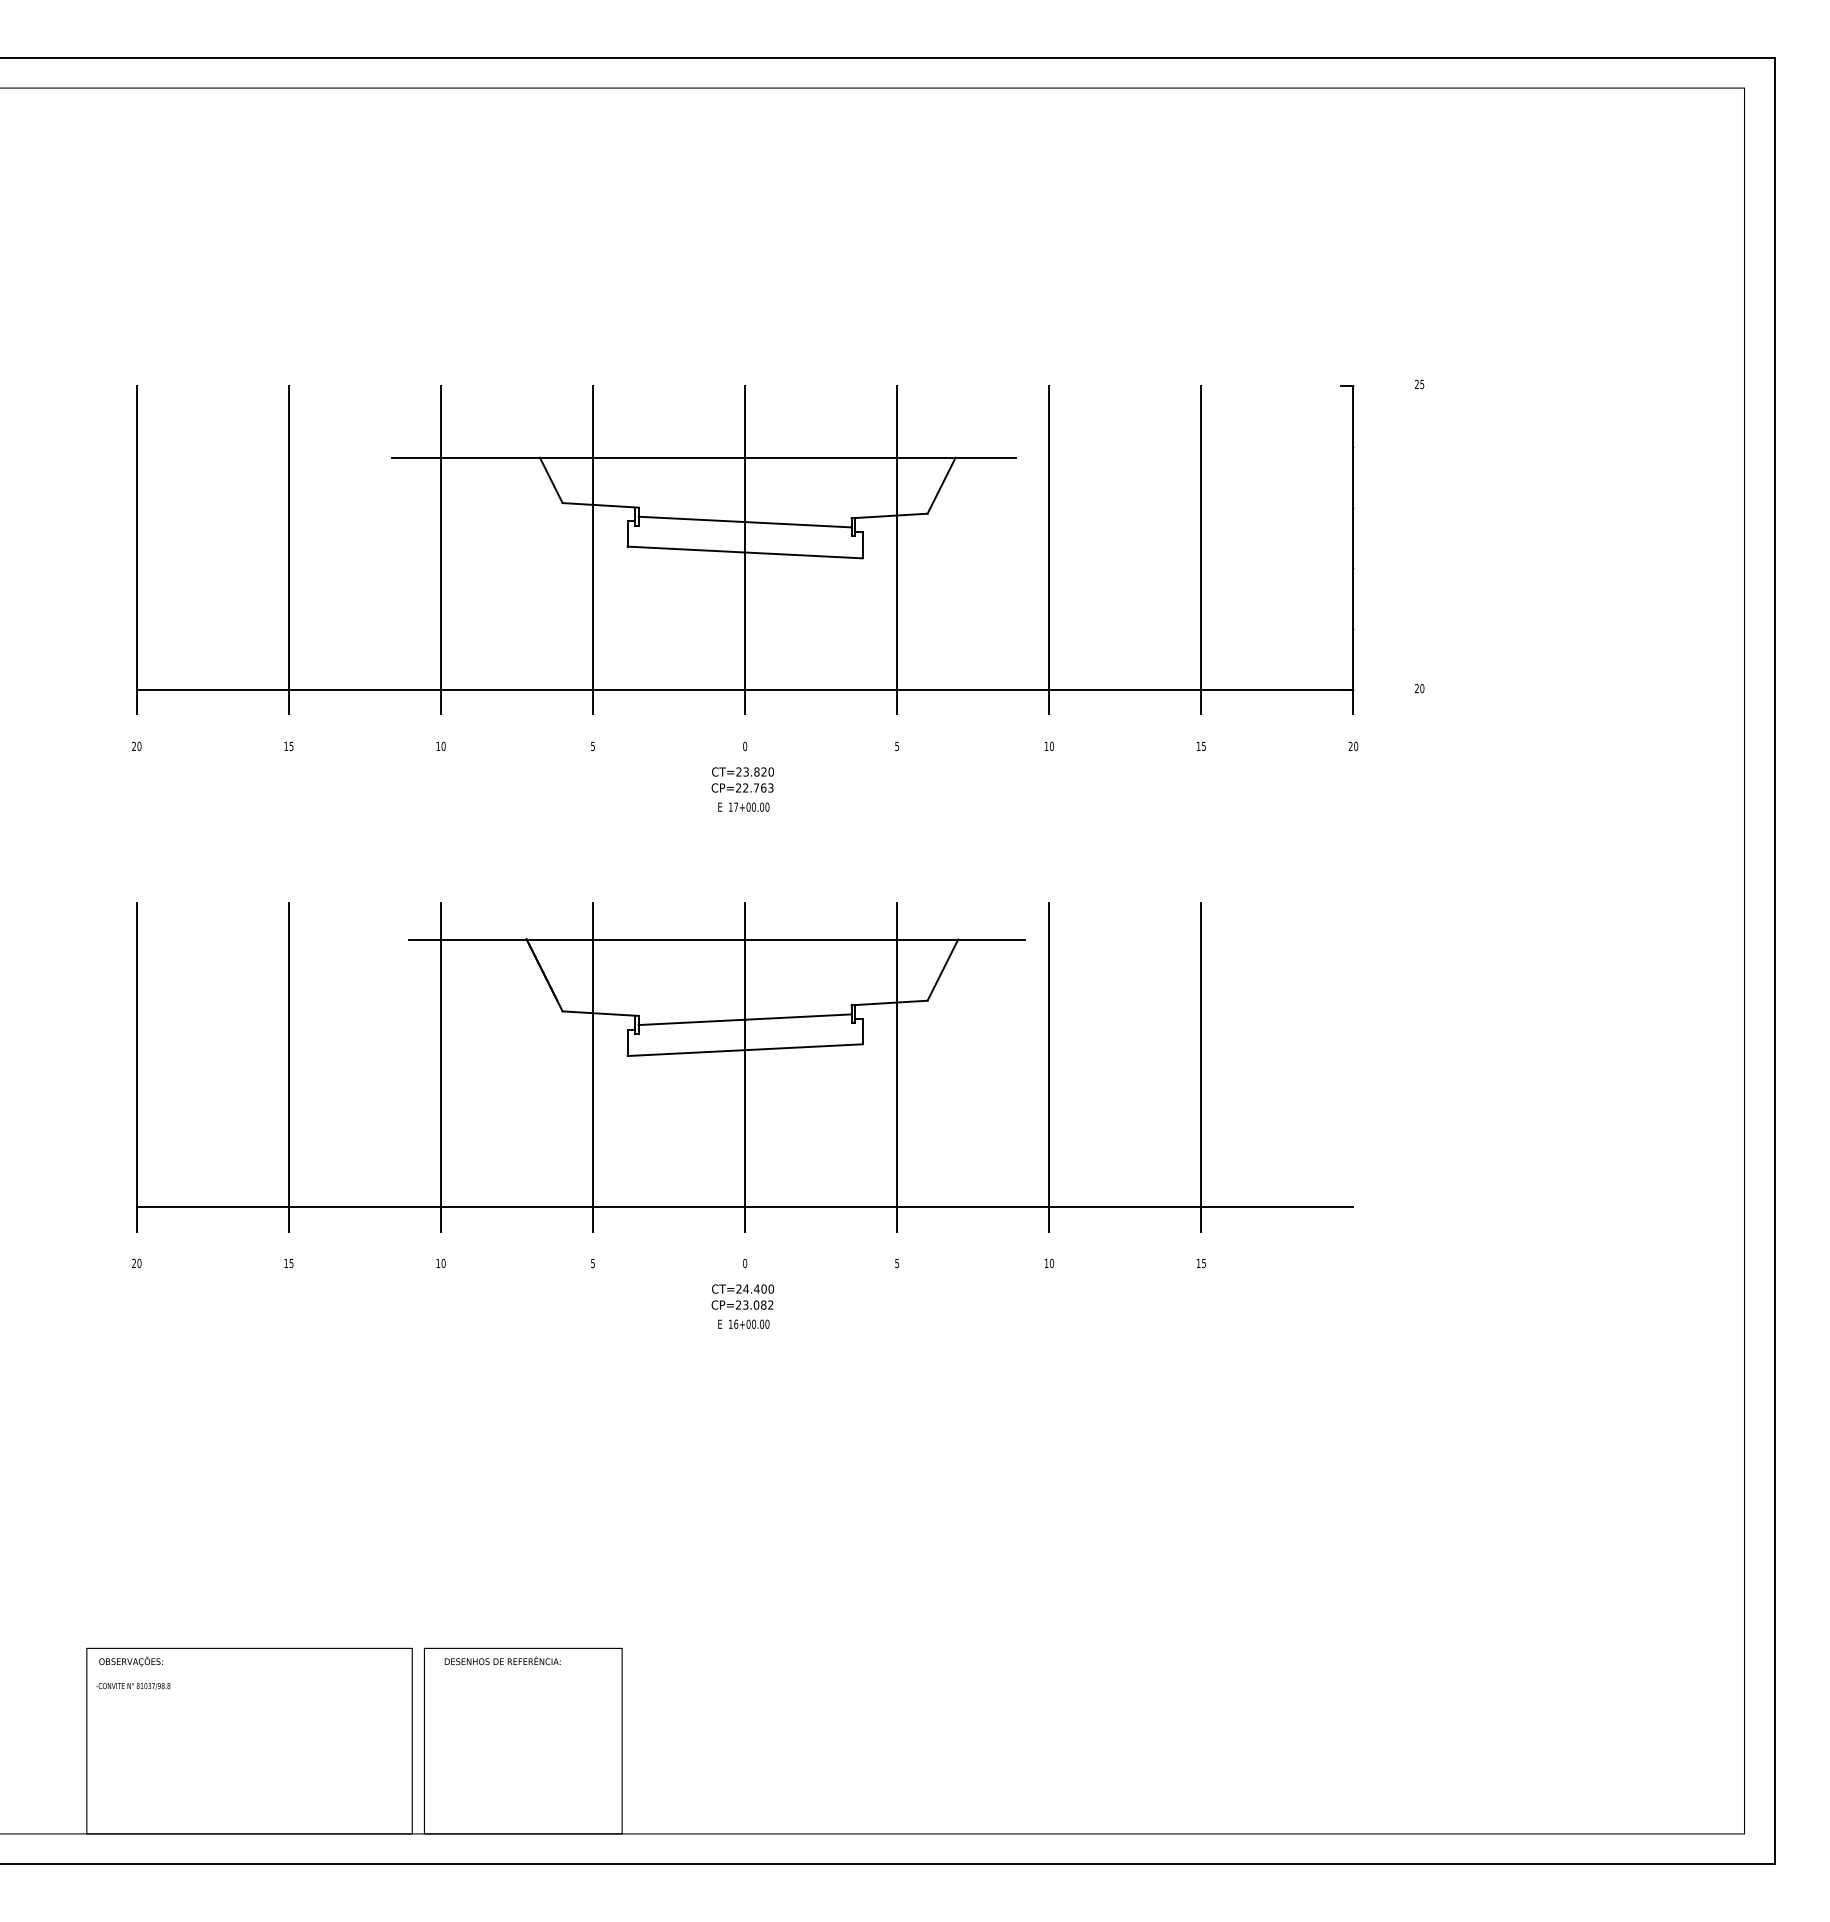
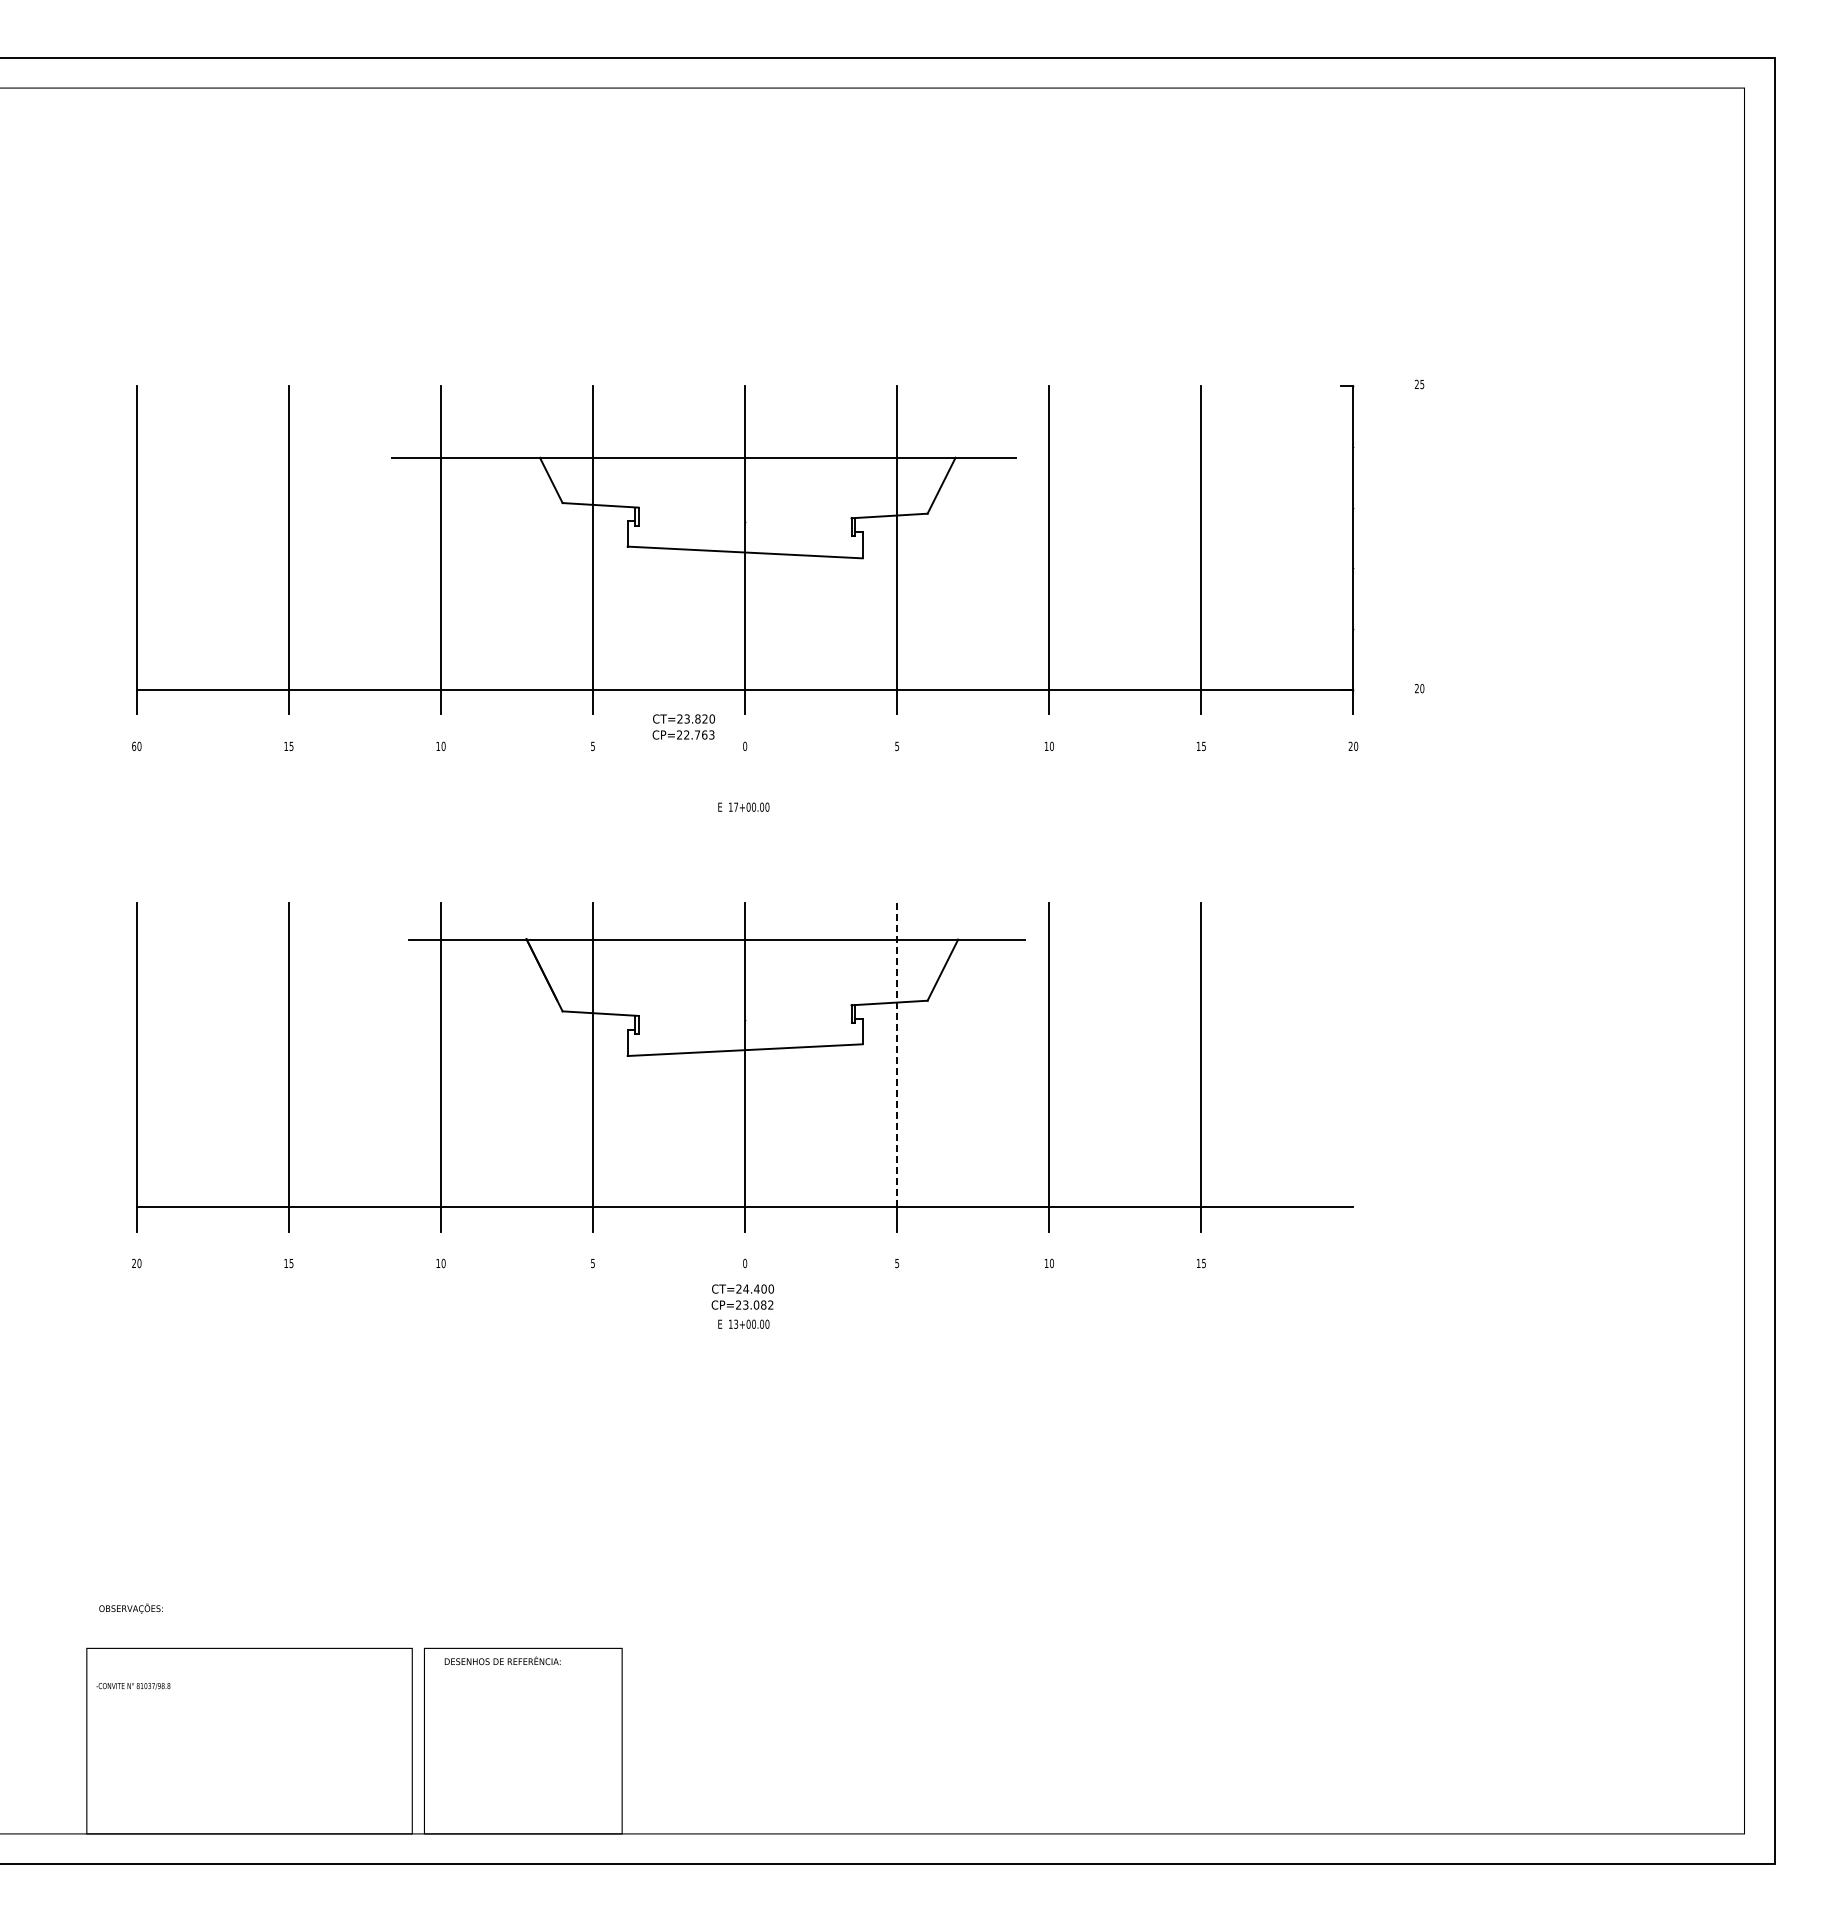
line: present -> none (744, 521)
text: 20 -> 60 (134, 745)
text position: (742, 779) -> (683, 726) (683, 726)
line: present -> none (744, 1019)
line: solid -> dashed (897, 1054)
text: 16+00.00 -> 13+00.00 (736, 1323)
text position: (130, 1661) -> (130, 1608) (130, 1608)
